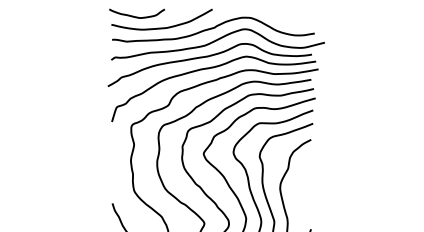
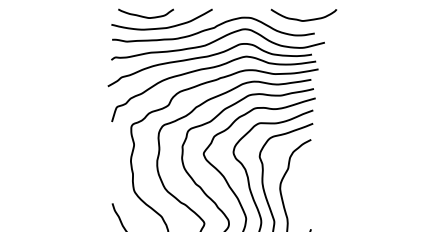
curve position: (136, 16) -> (145, 16) (145, 16)
curve: none -> present (301, 19)
